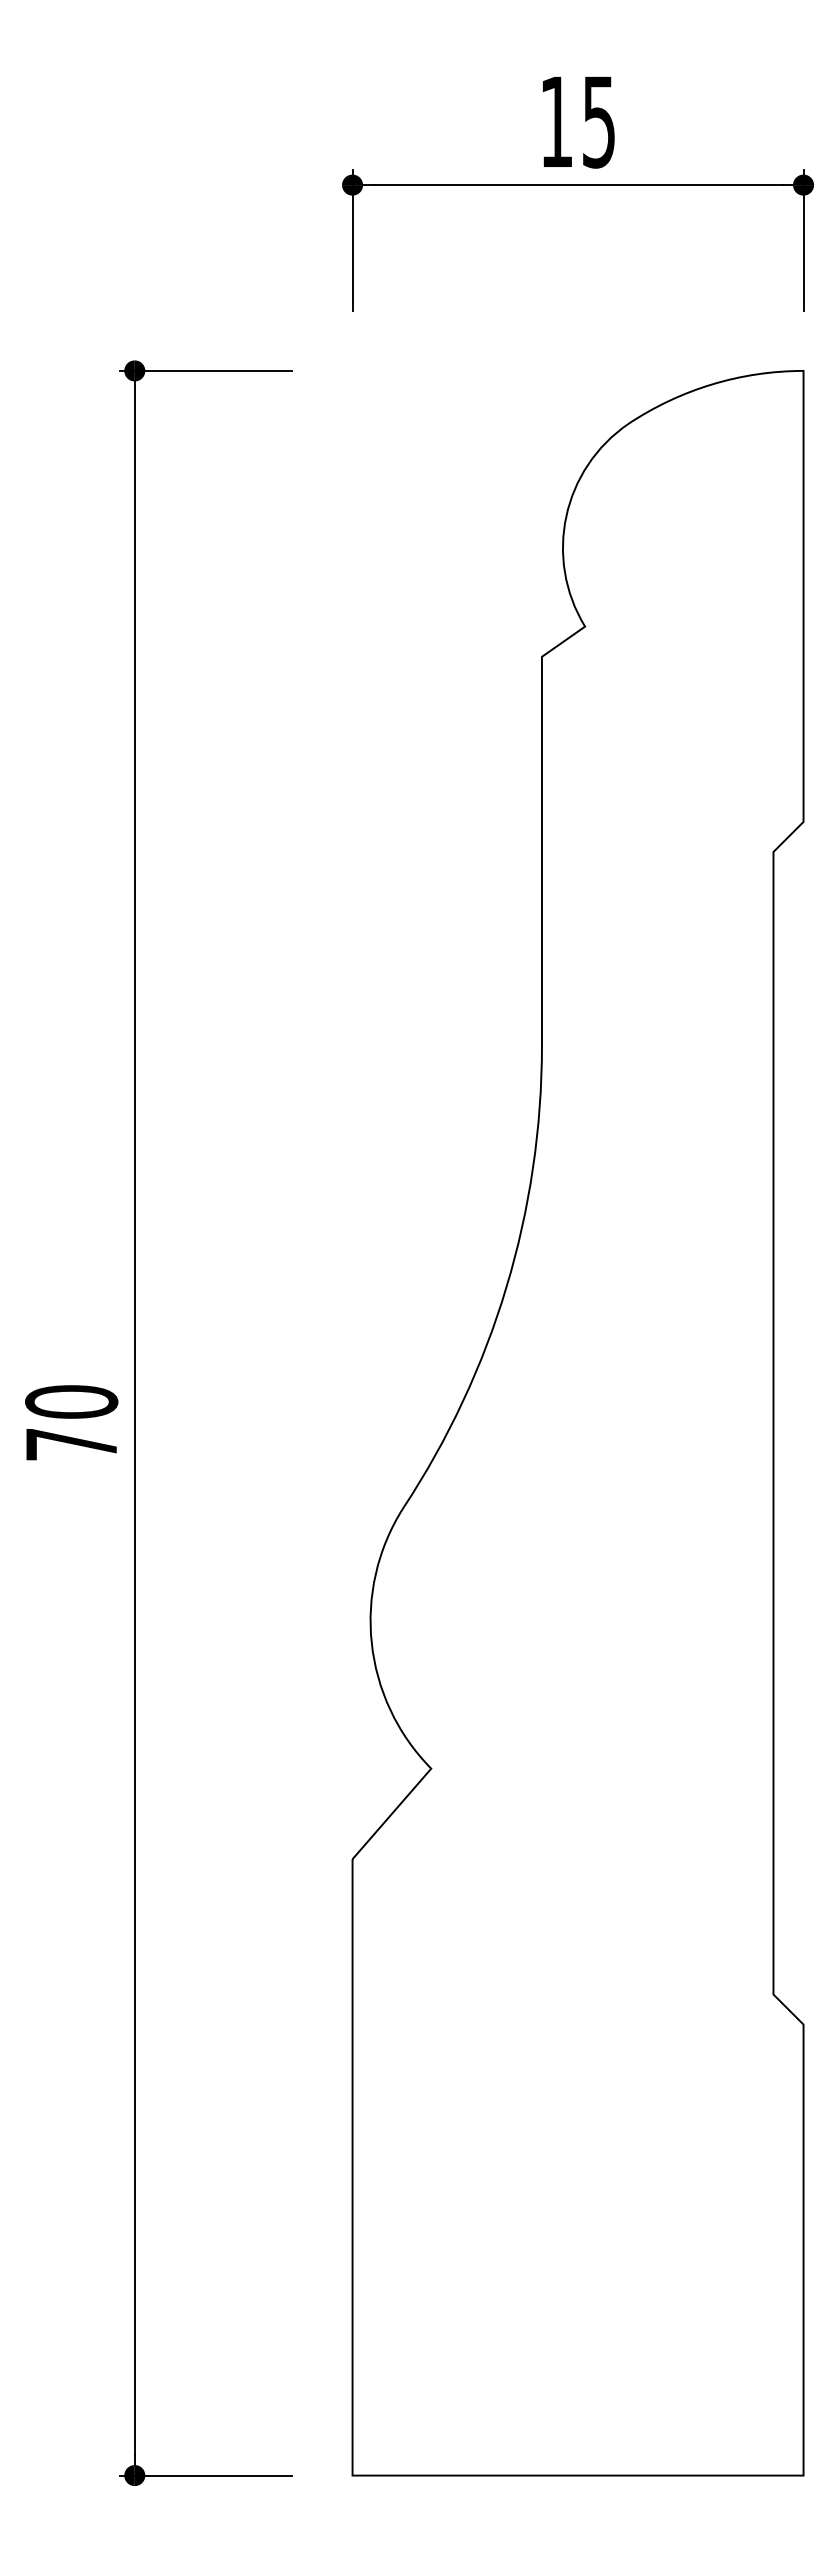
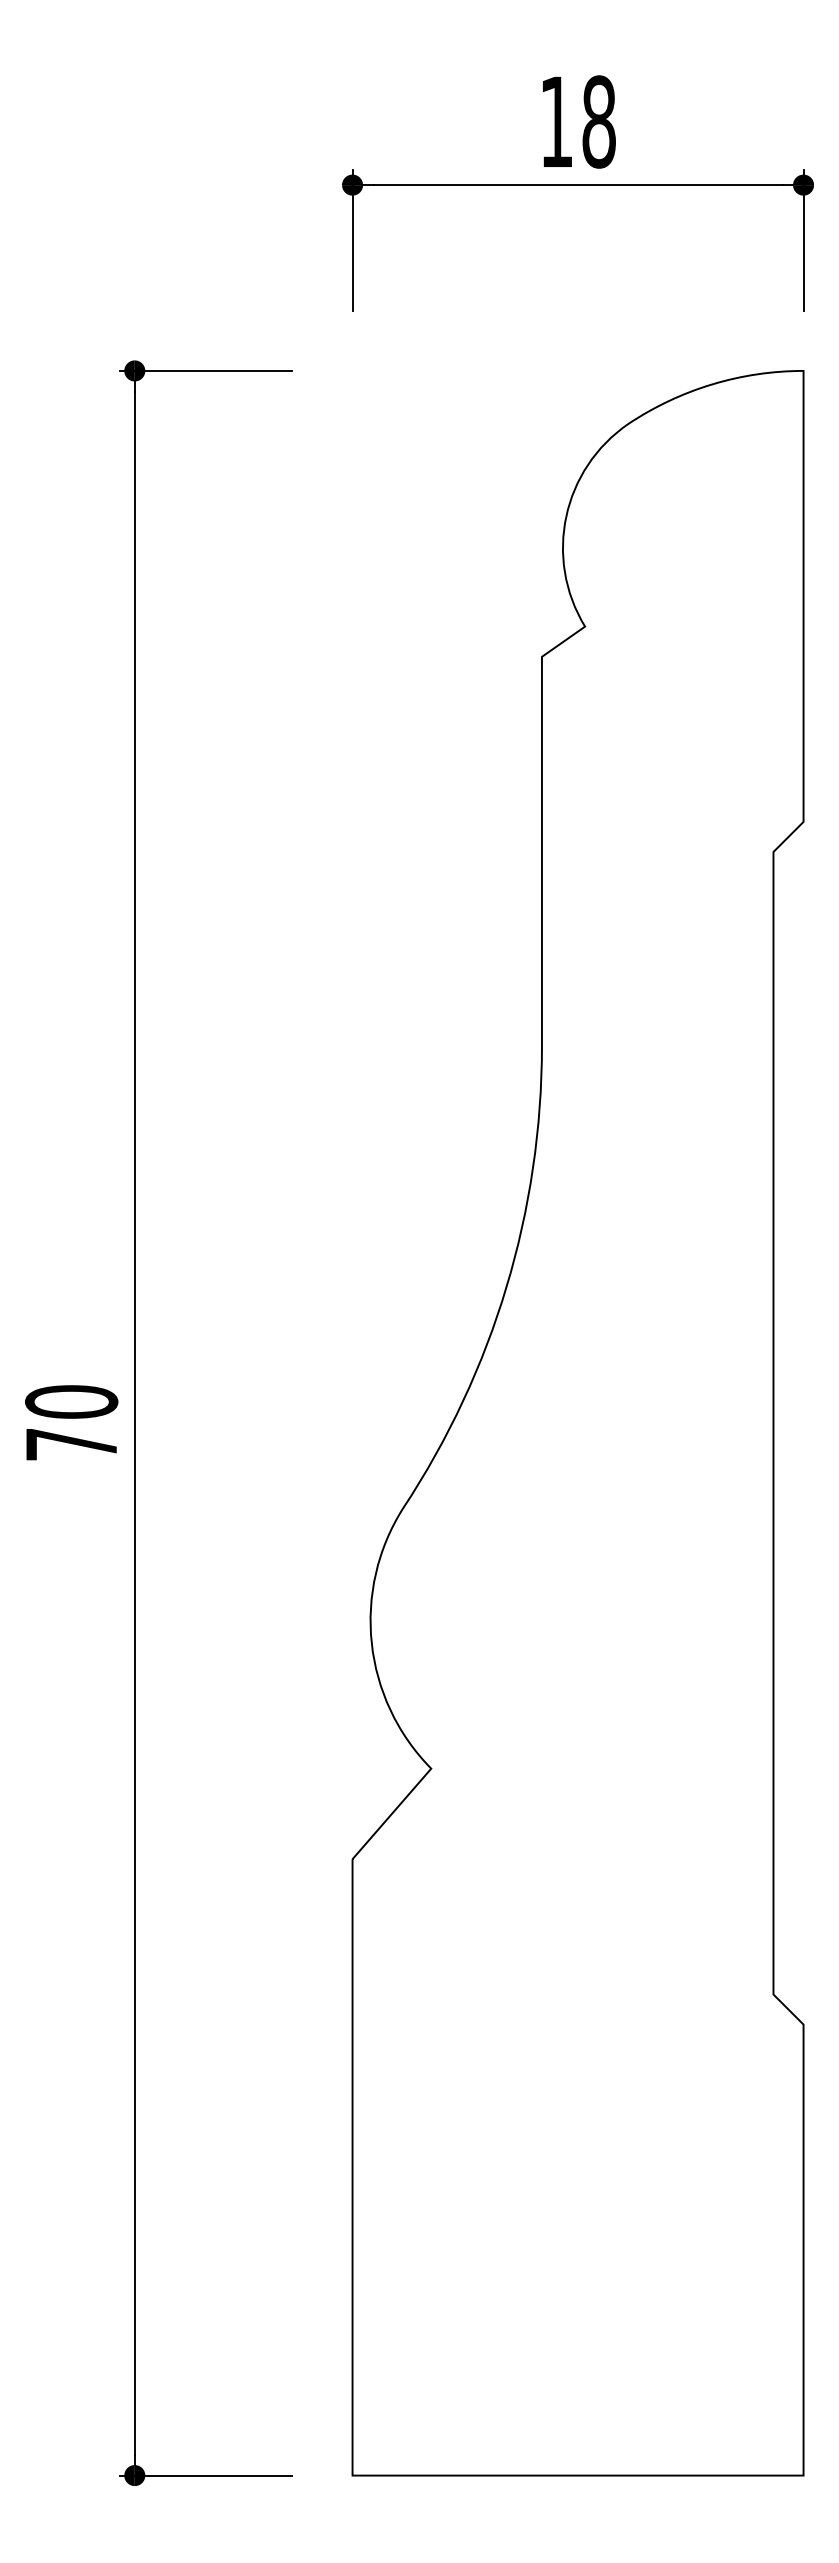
text: 15 -> 18 (598, 121)
